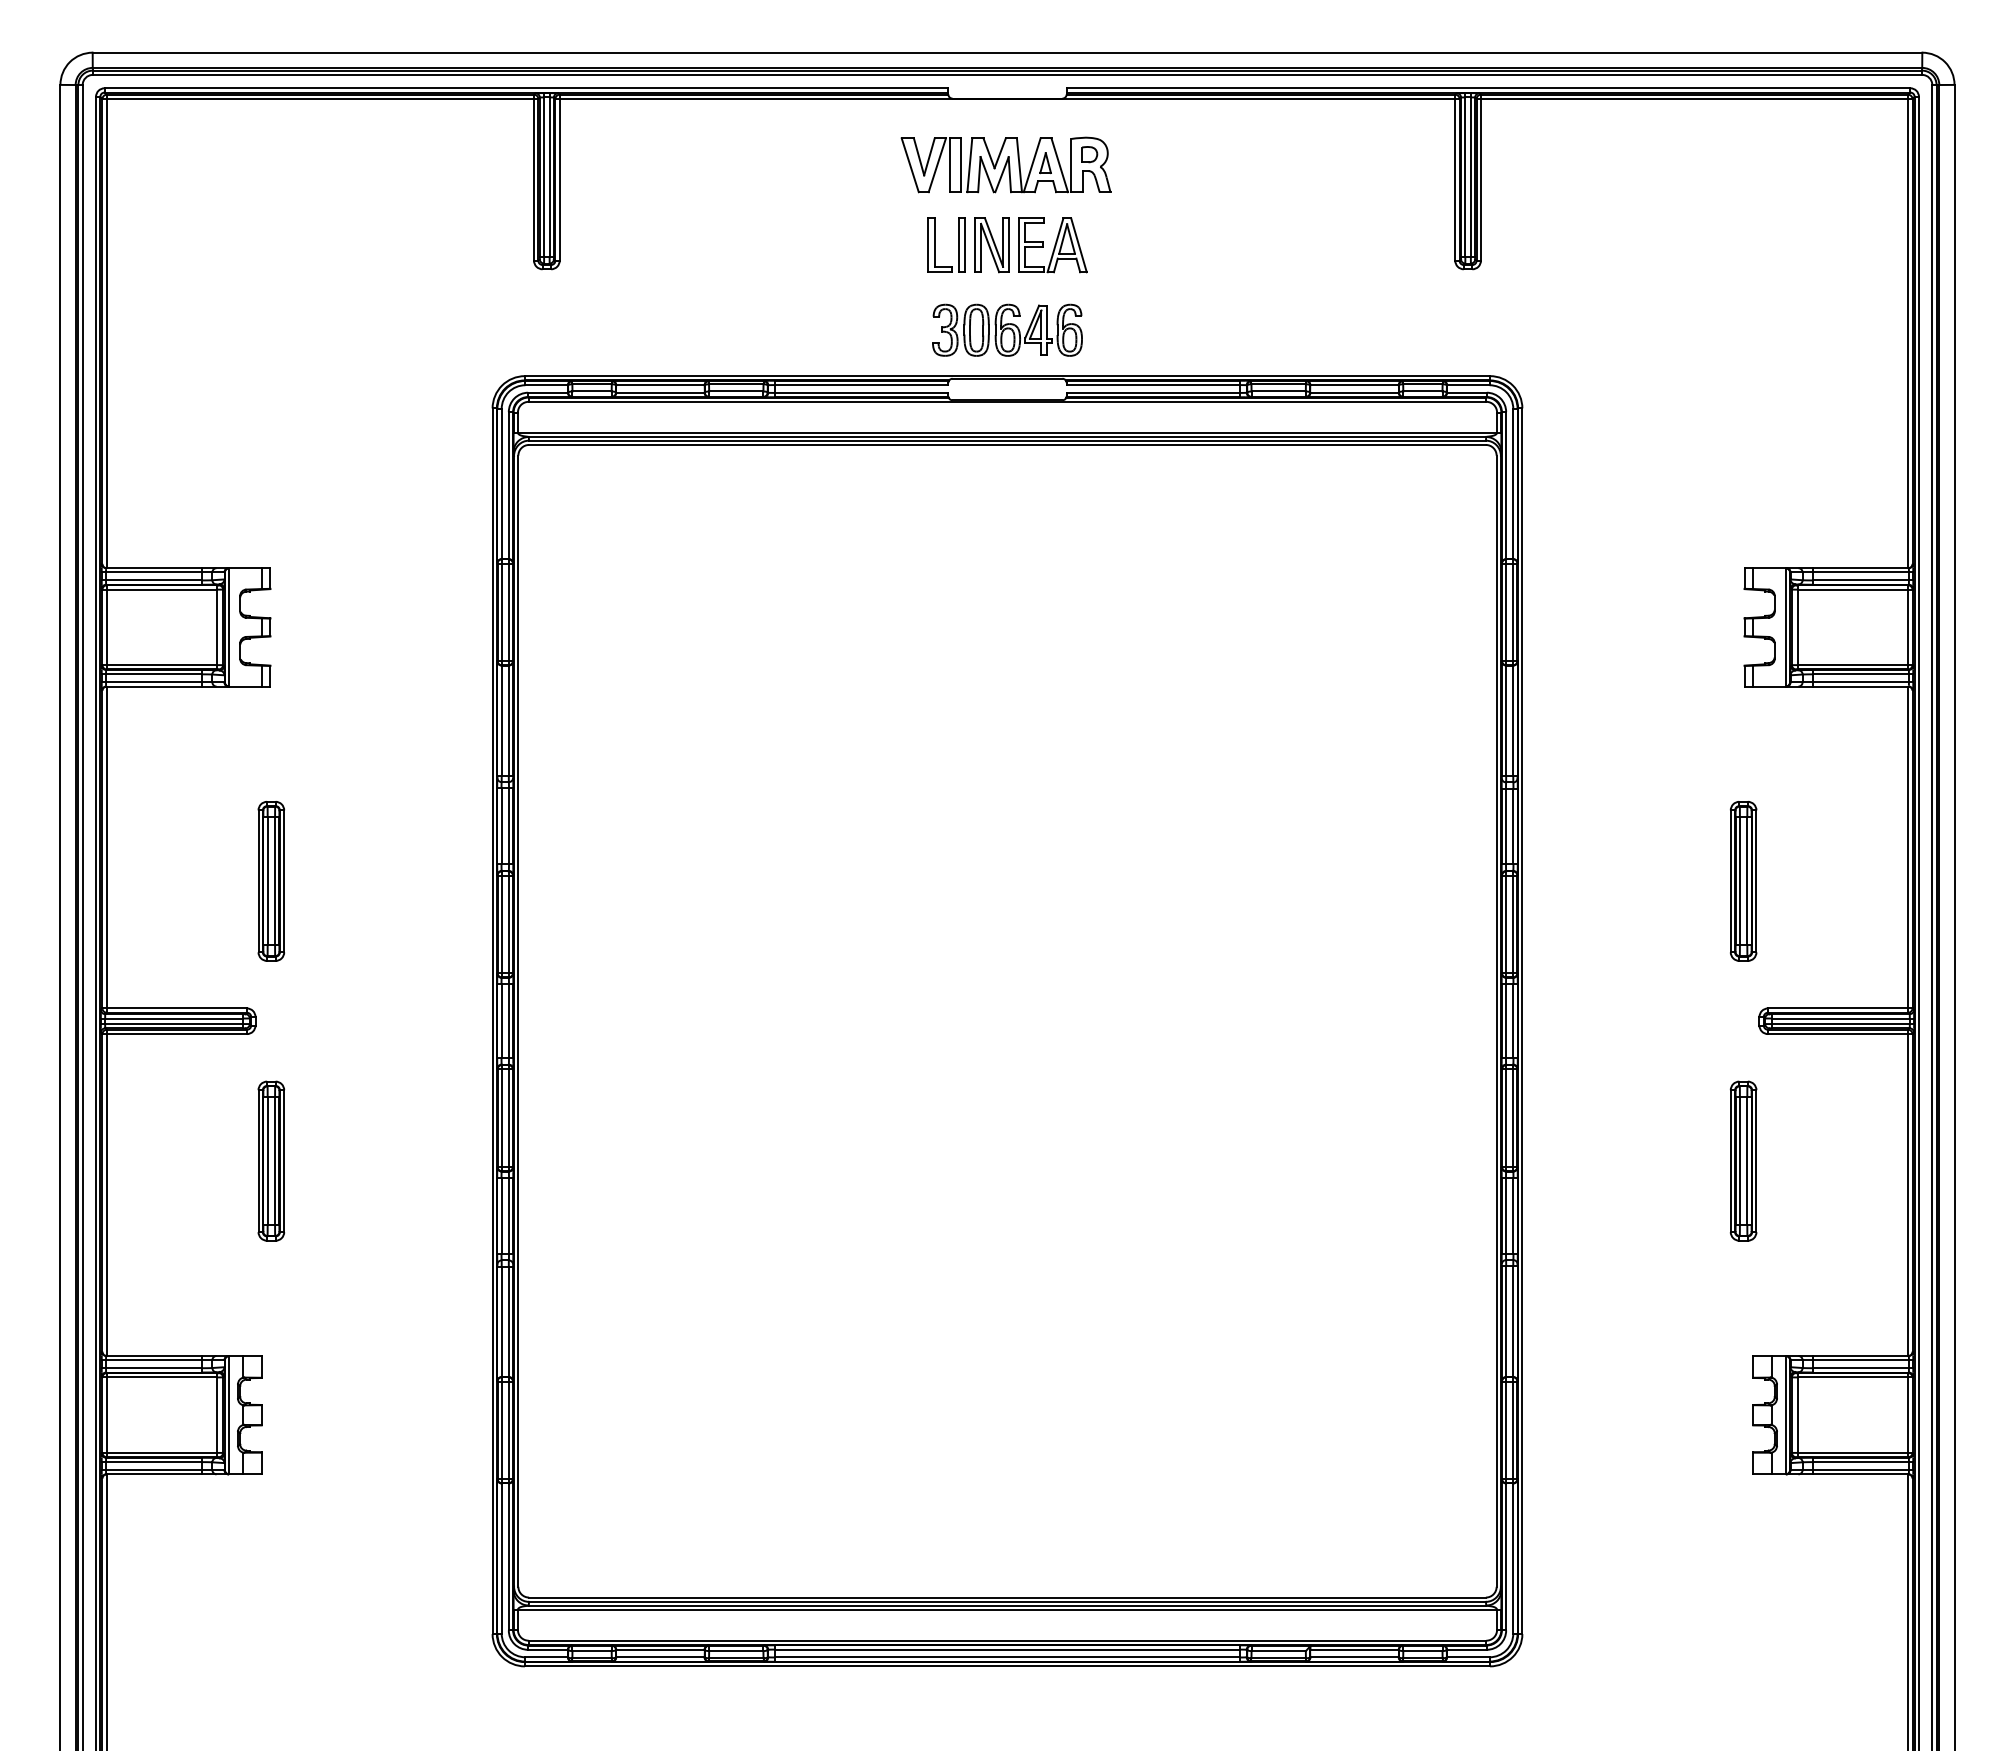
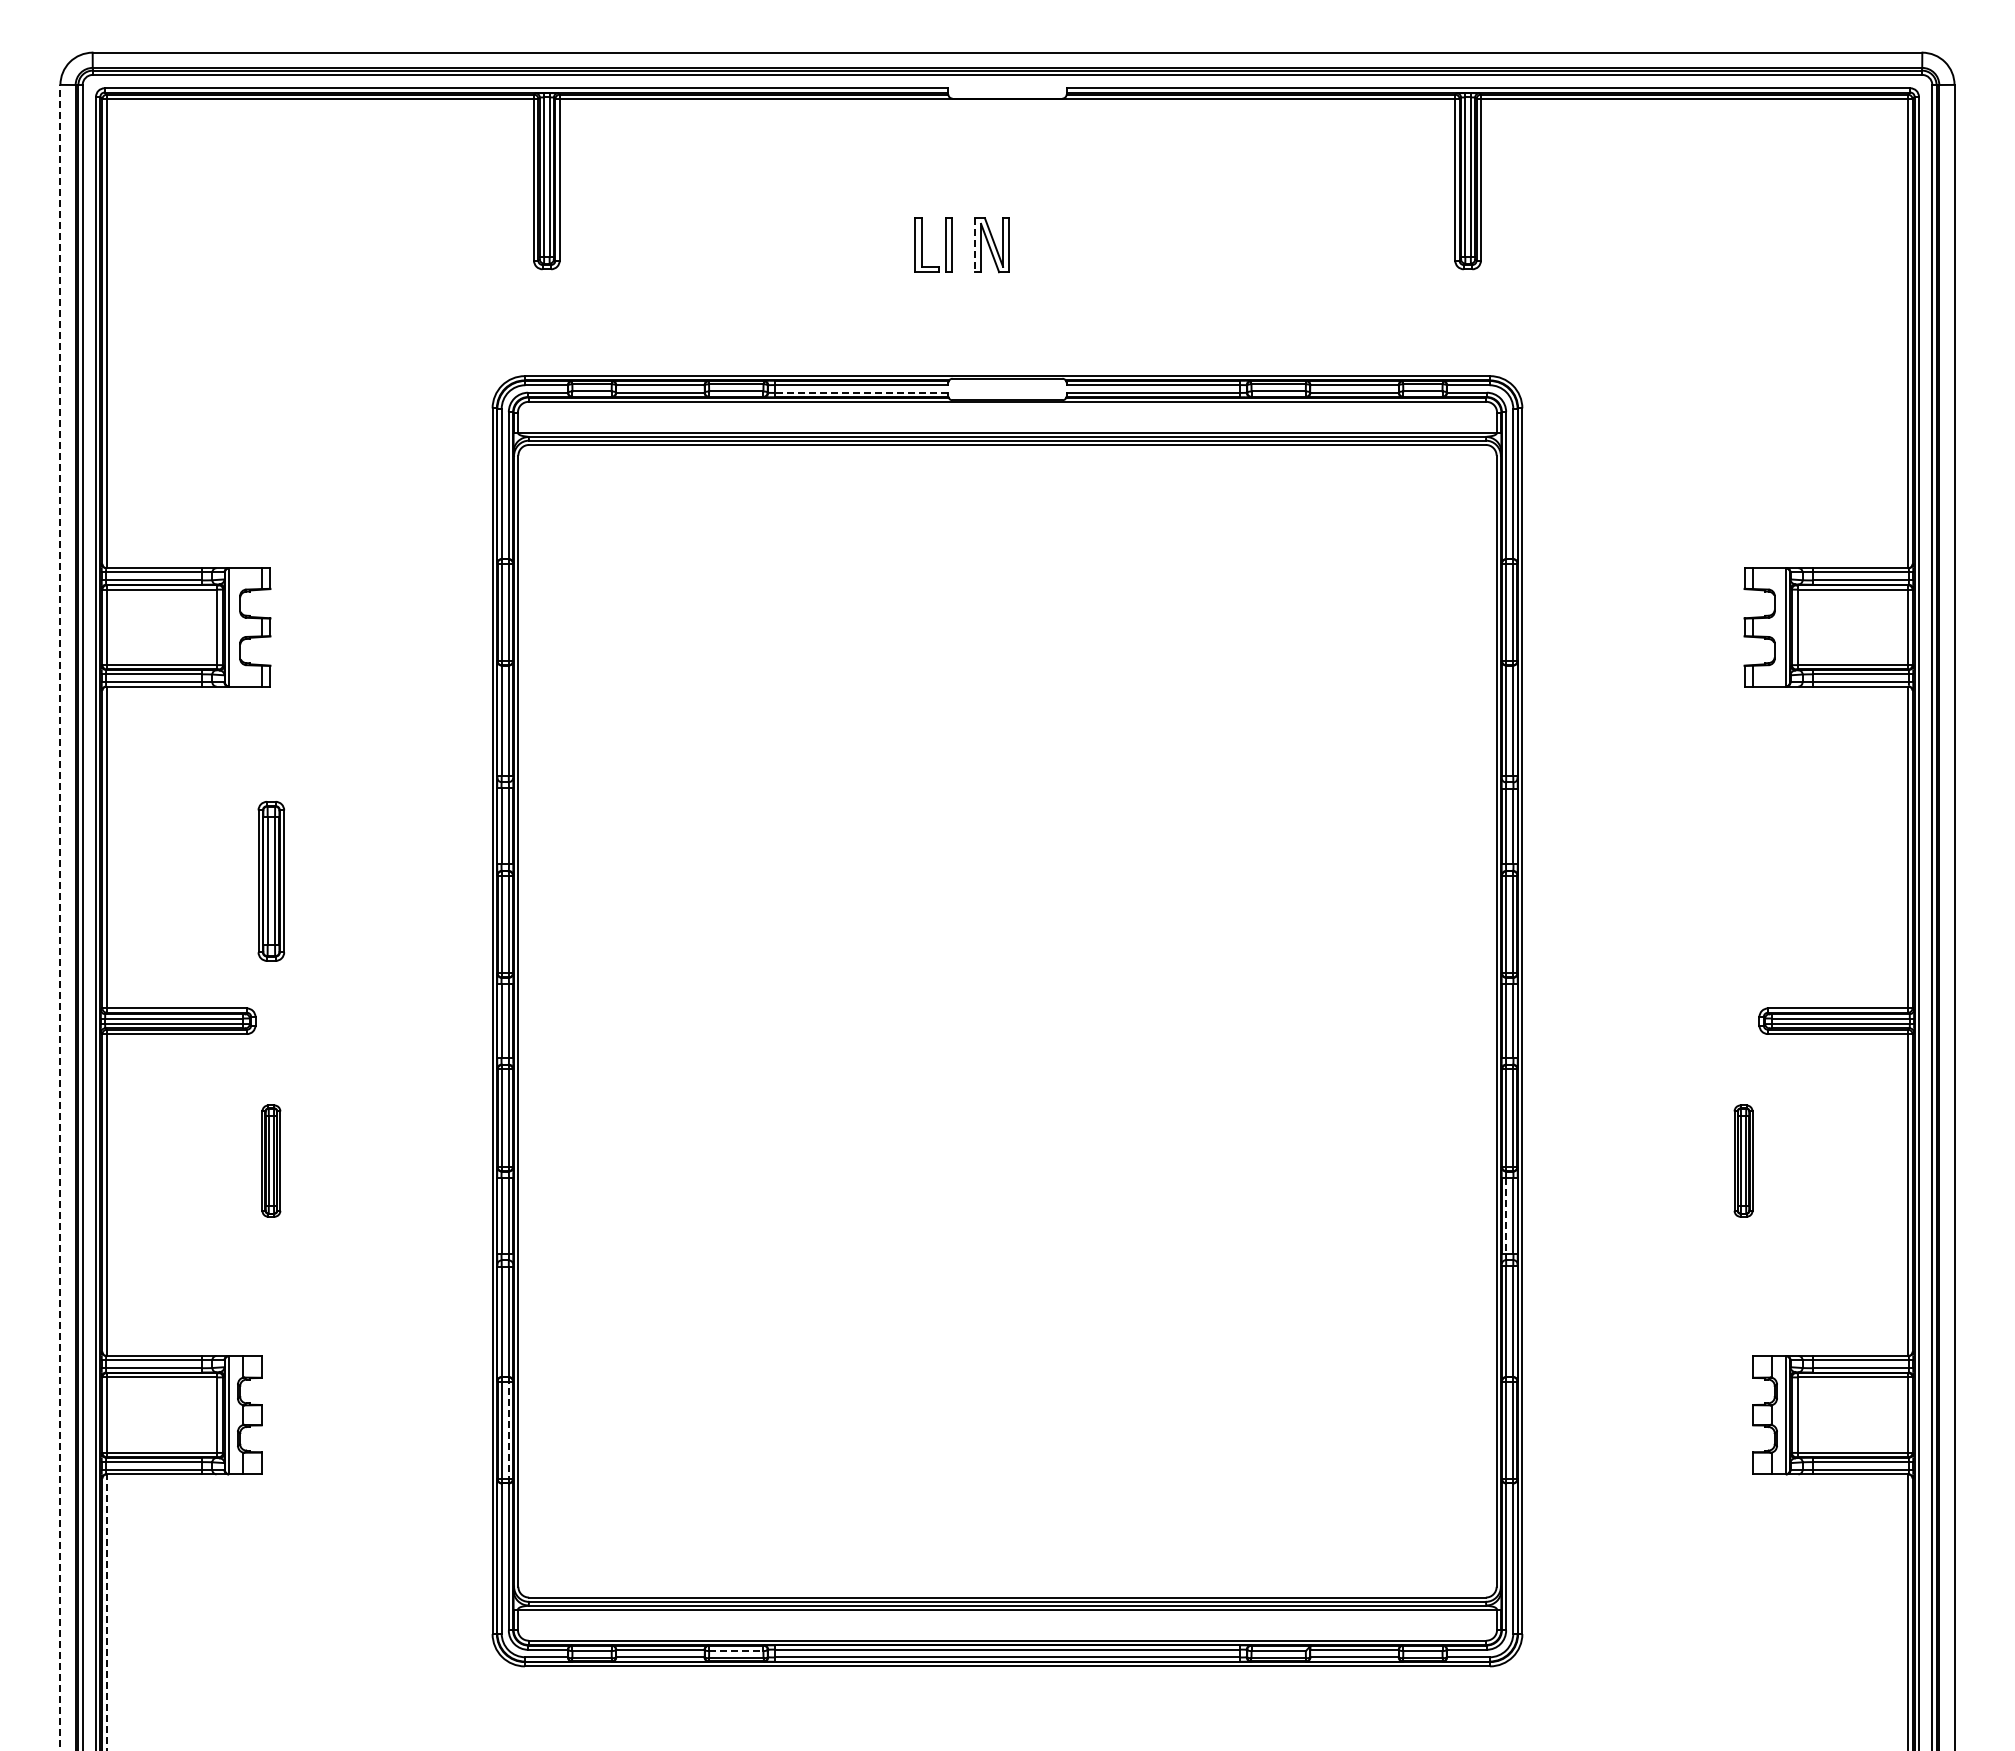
part: present -> none (1005, 164)
part position: (935, 244) -> (922, 244) (922, 244)
line: solid -> dashed (975, 245)
part: present -> none (1052, 245)
part: present -> none (1007, 329)
line: solid -> dashed (861, 392)
part: present -> none (1743, 881)
line: solid -> dashed (60, 917)
part size: 29x162 px -> 21x114 px (271, 1160)
part size: 29x162 px -> 21x114 px (1743, 1160)
line: solid -> dashed (1506, 1215)
line: solid -> dashed (508, 1429)
line: solid -> dashed (106, 1612)
line: solid -> dashed (736, 1651)
